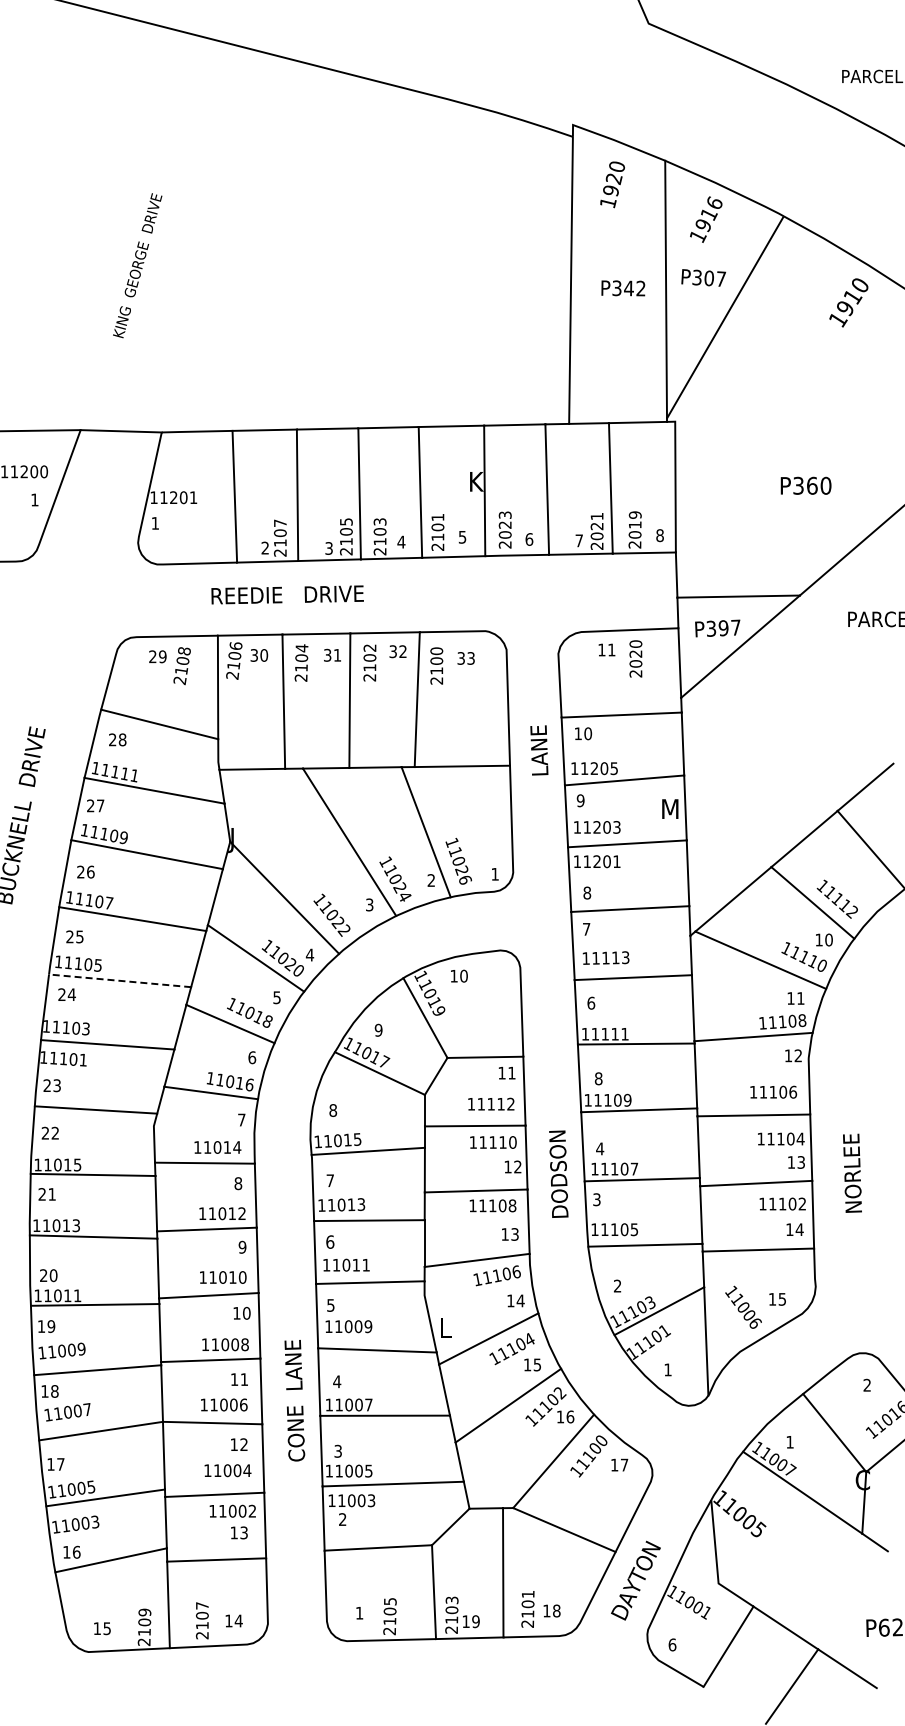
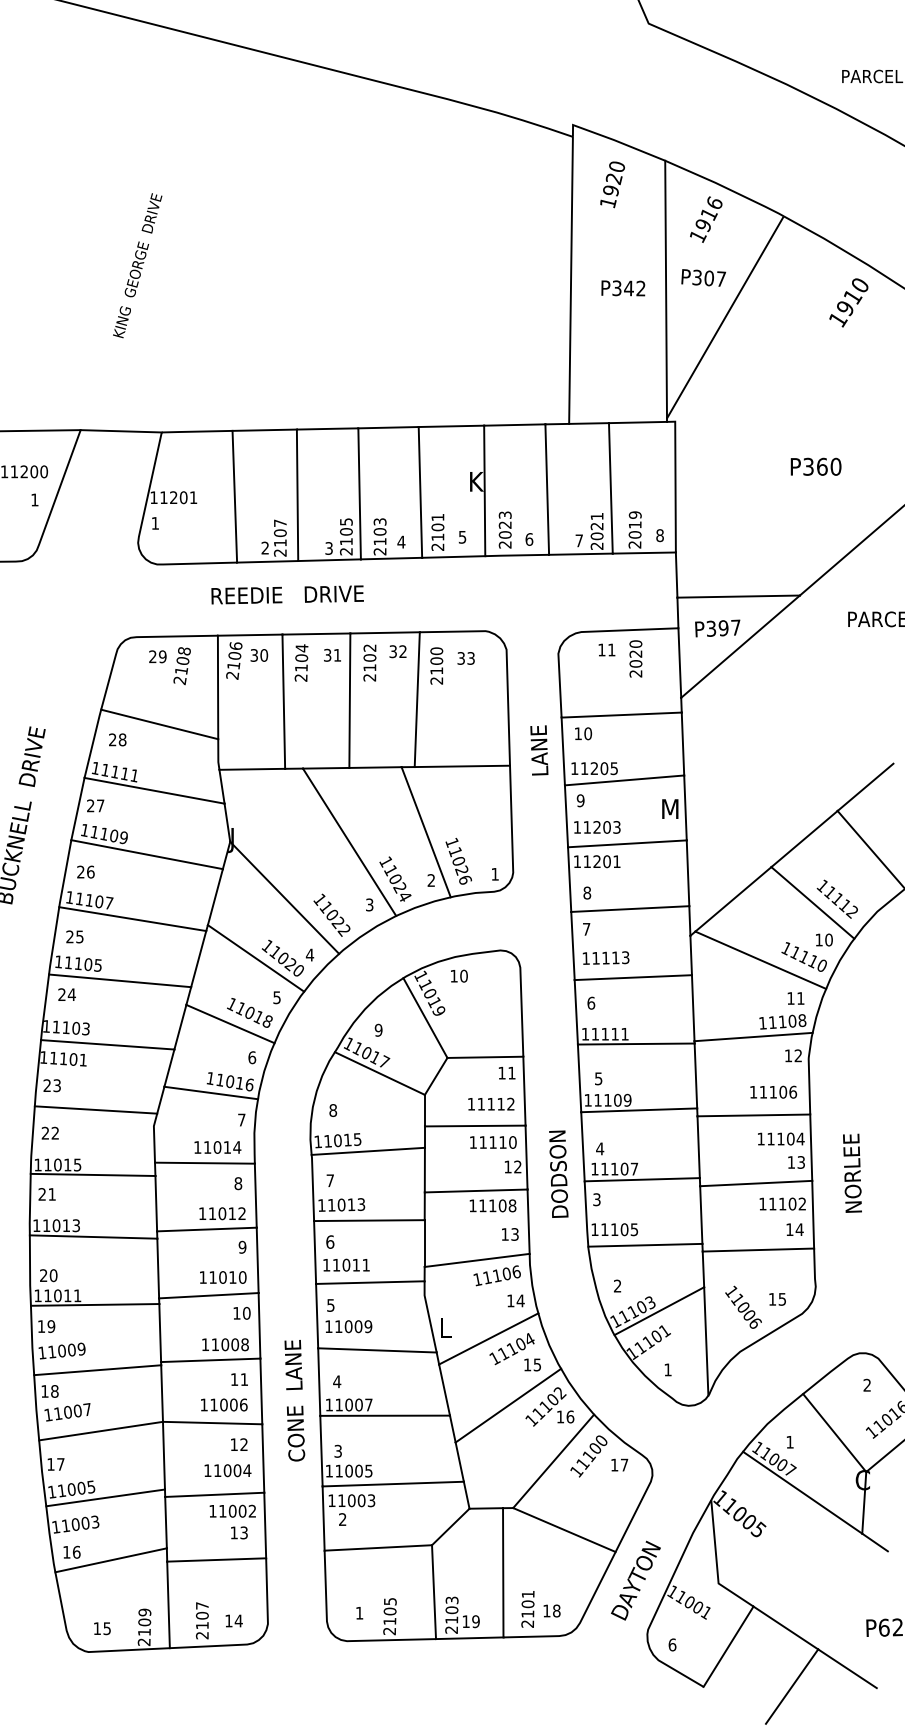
text position: (805, 485) -> (815, 466) (815, 466)
line: dashed -> solid (119, 980)
text: 8 -> 5 (598, 1078)
